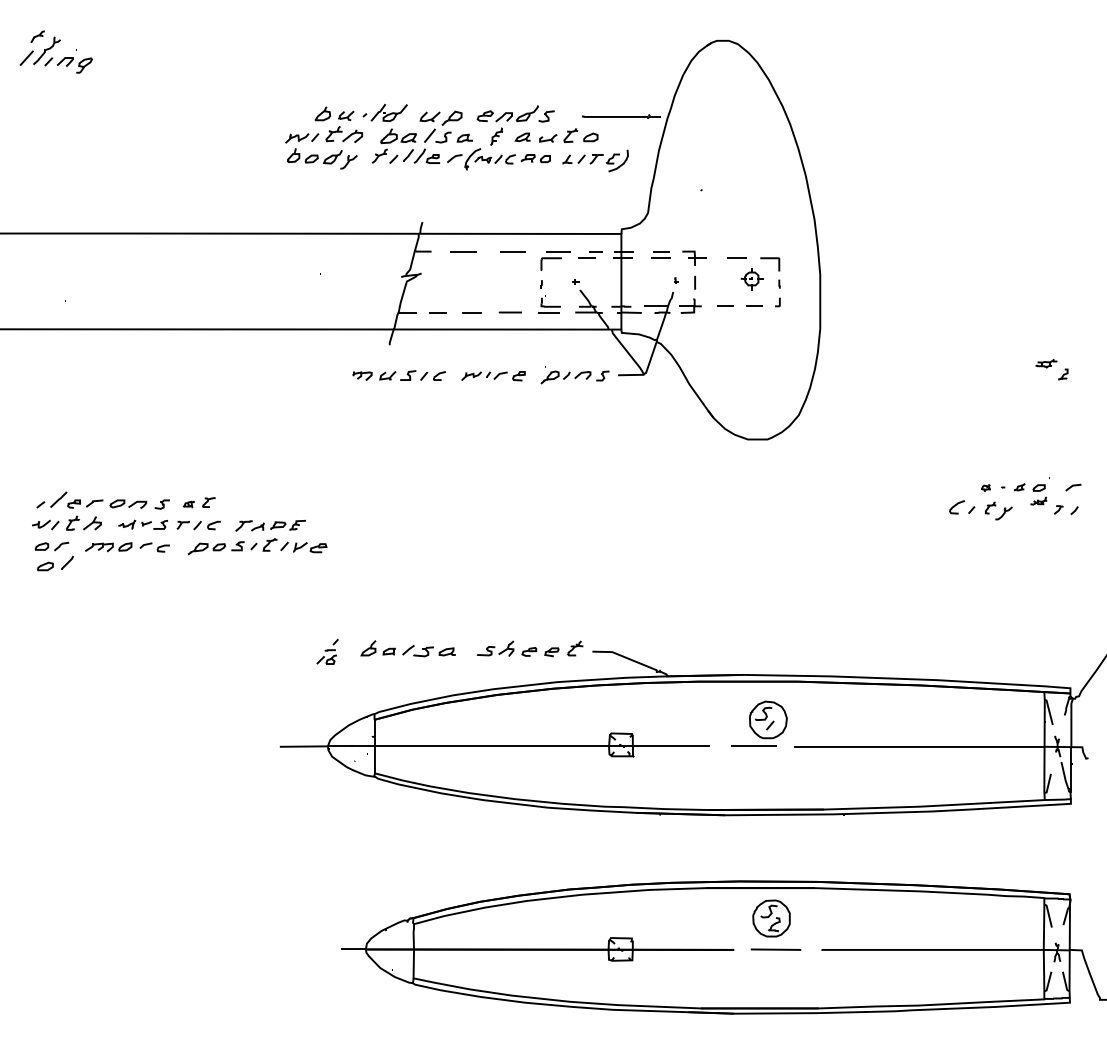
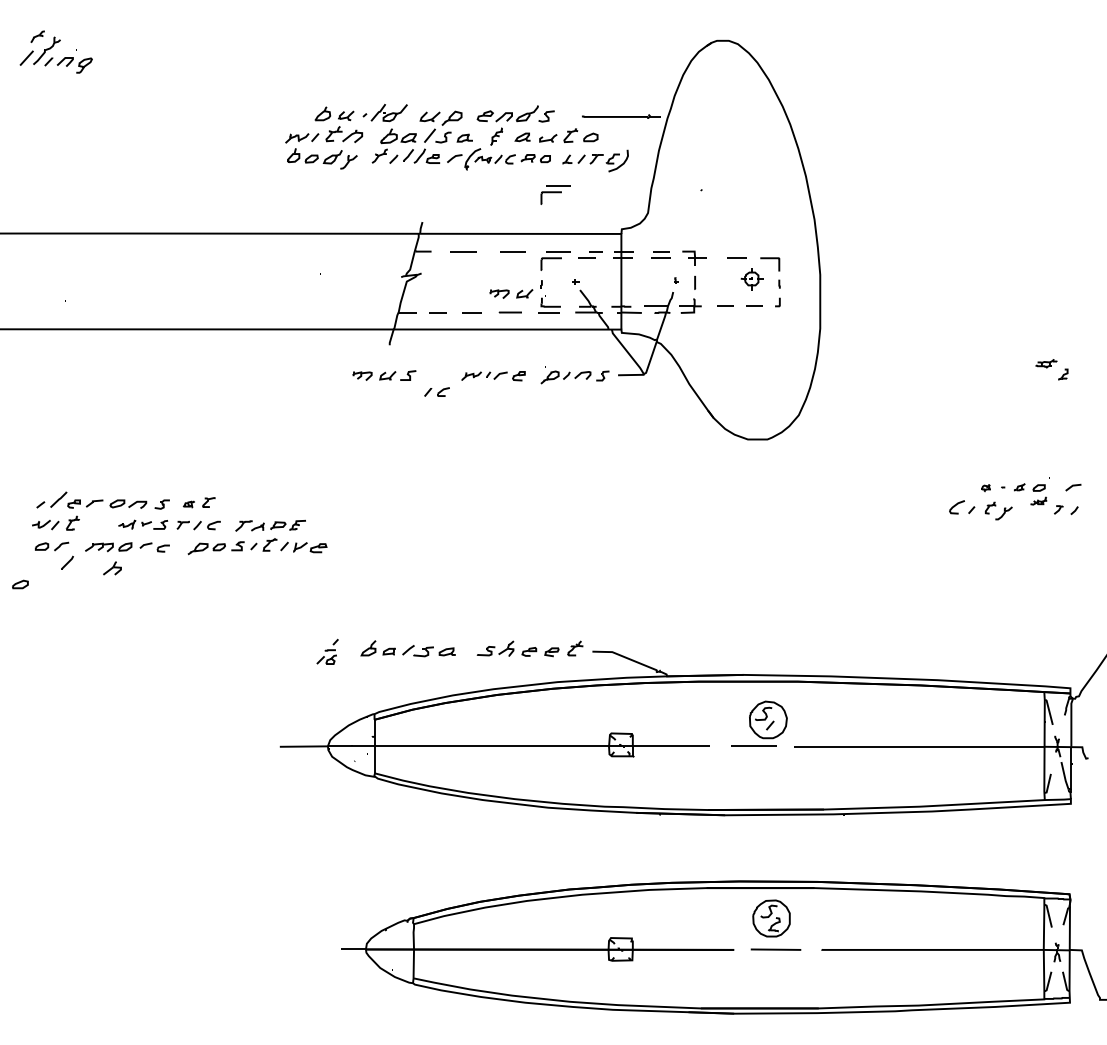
part: none -> present (555, 194)
part: none -> present (511, 293)
part position: (432, 375) -> (436, 391) (436, 391)
part position: (92, 523) -> (112, 568) (112, 568)
part position: (45, 566) -> (20, 584) (20, 584)
